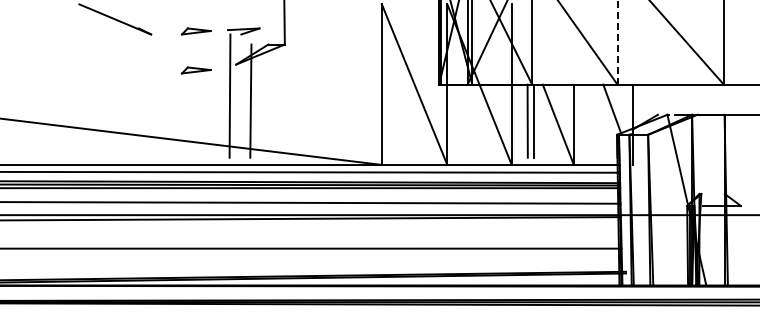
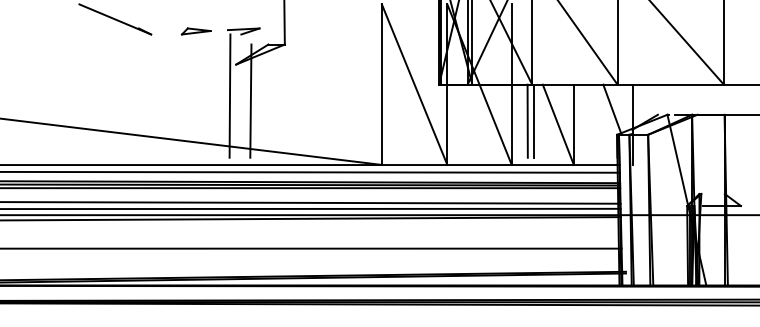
line: dashed -> solid (617, 41)
part: present -> none (195, 70)
line: none -> present (311, 208)
